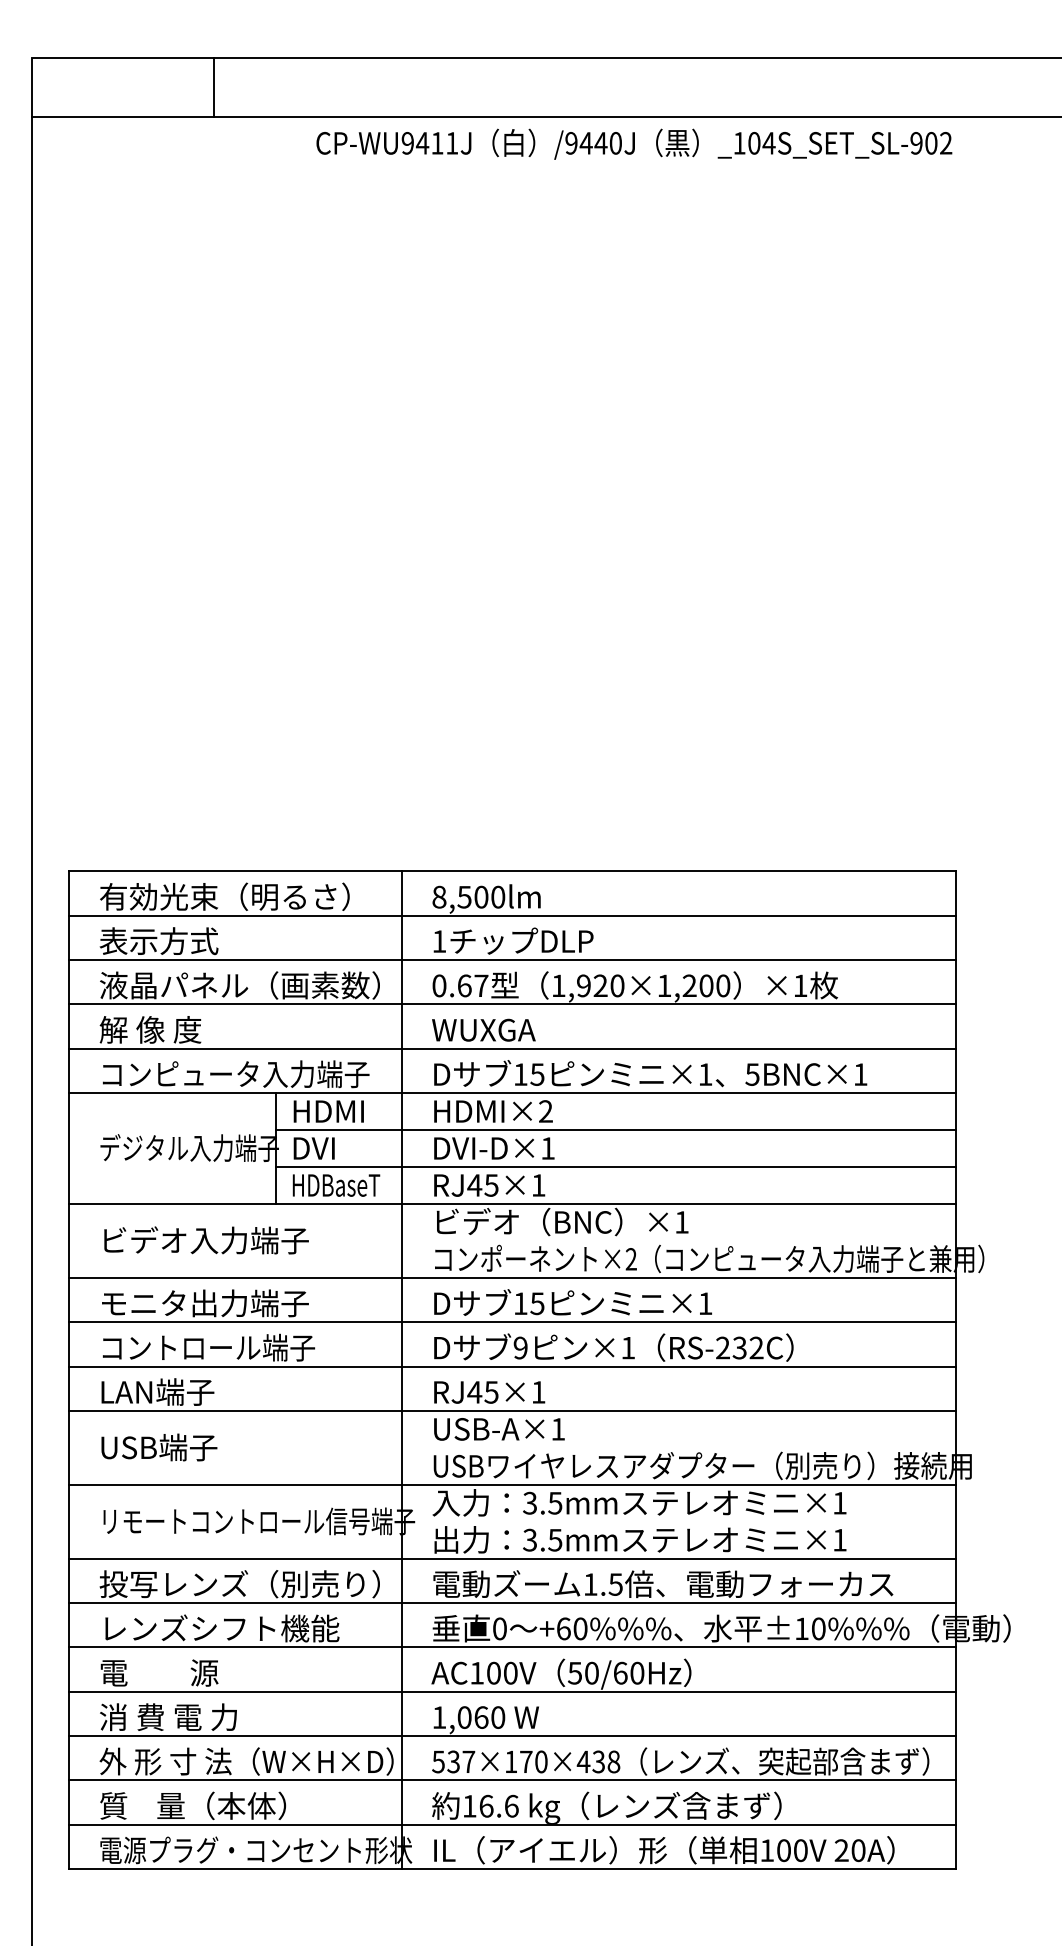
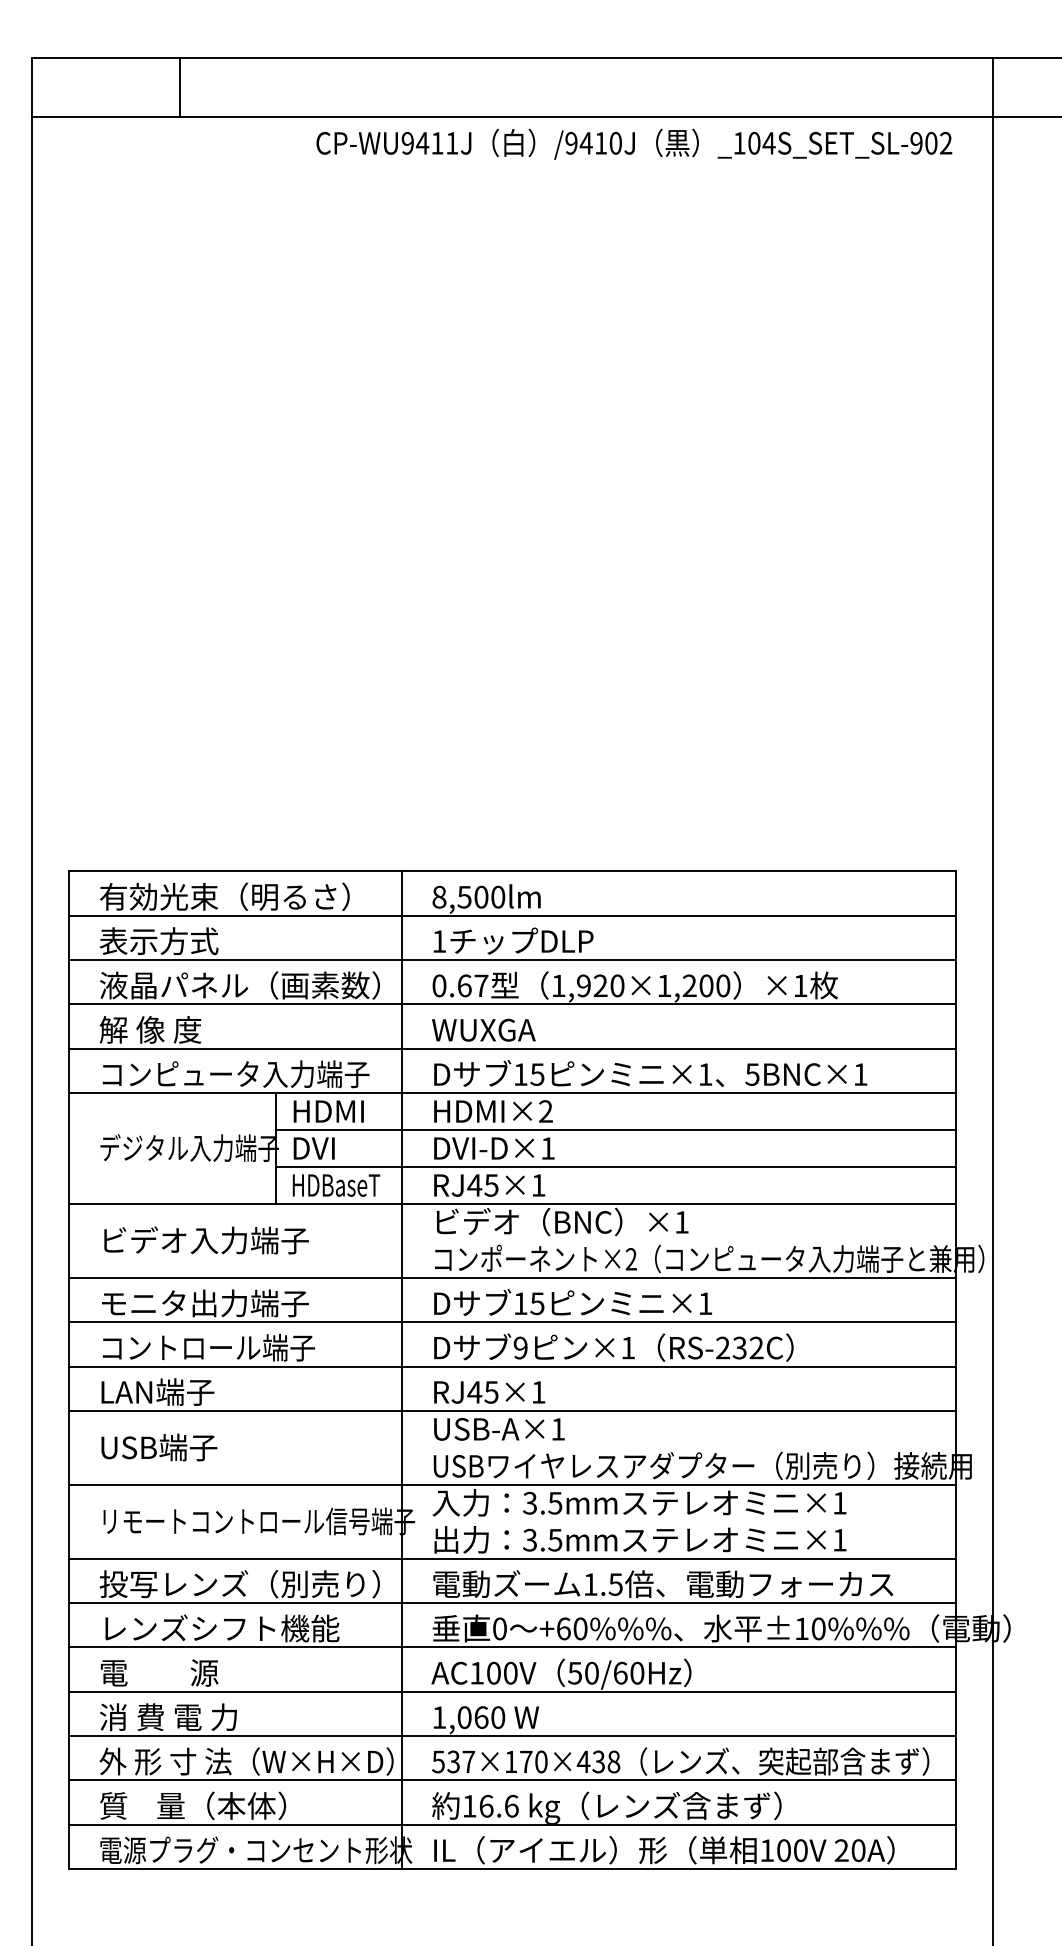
line position: (213, 87) -> (179, 87) (179, 87)
text: /9440J -> /9410J (600, 143)
line: none -> present (992, 1000)
